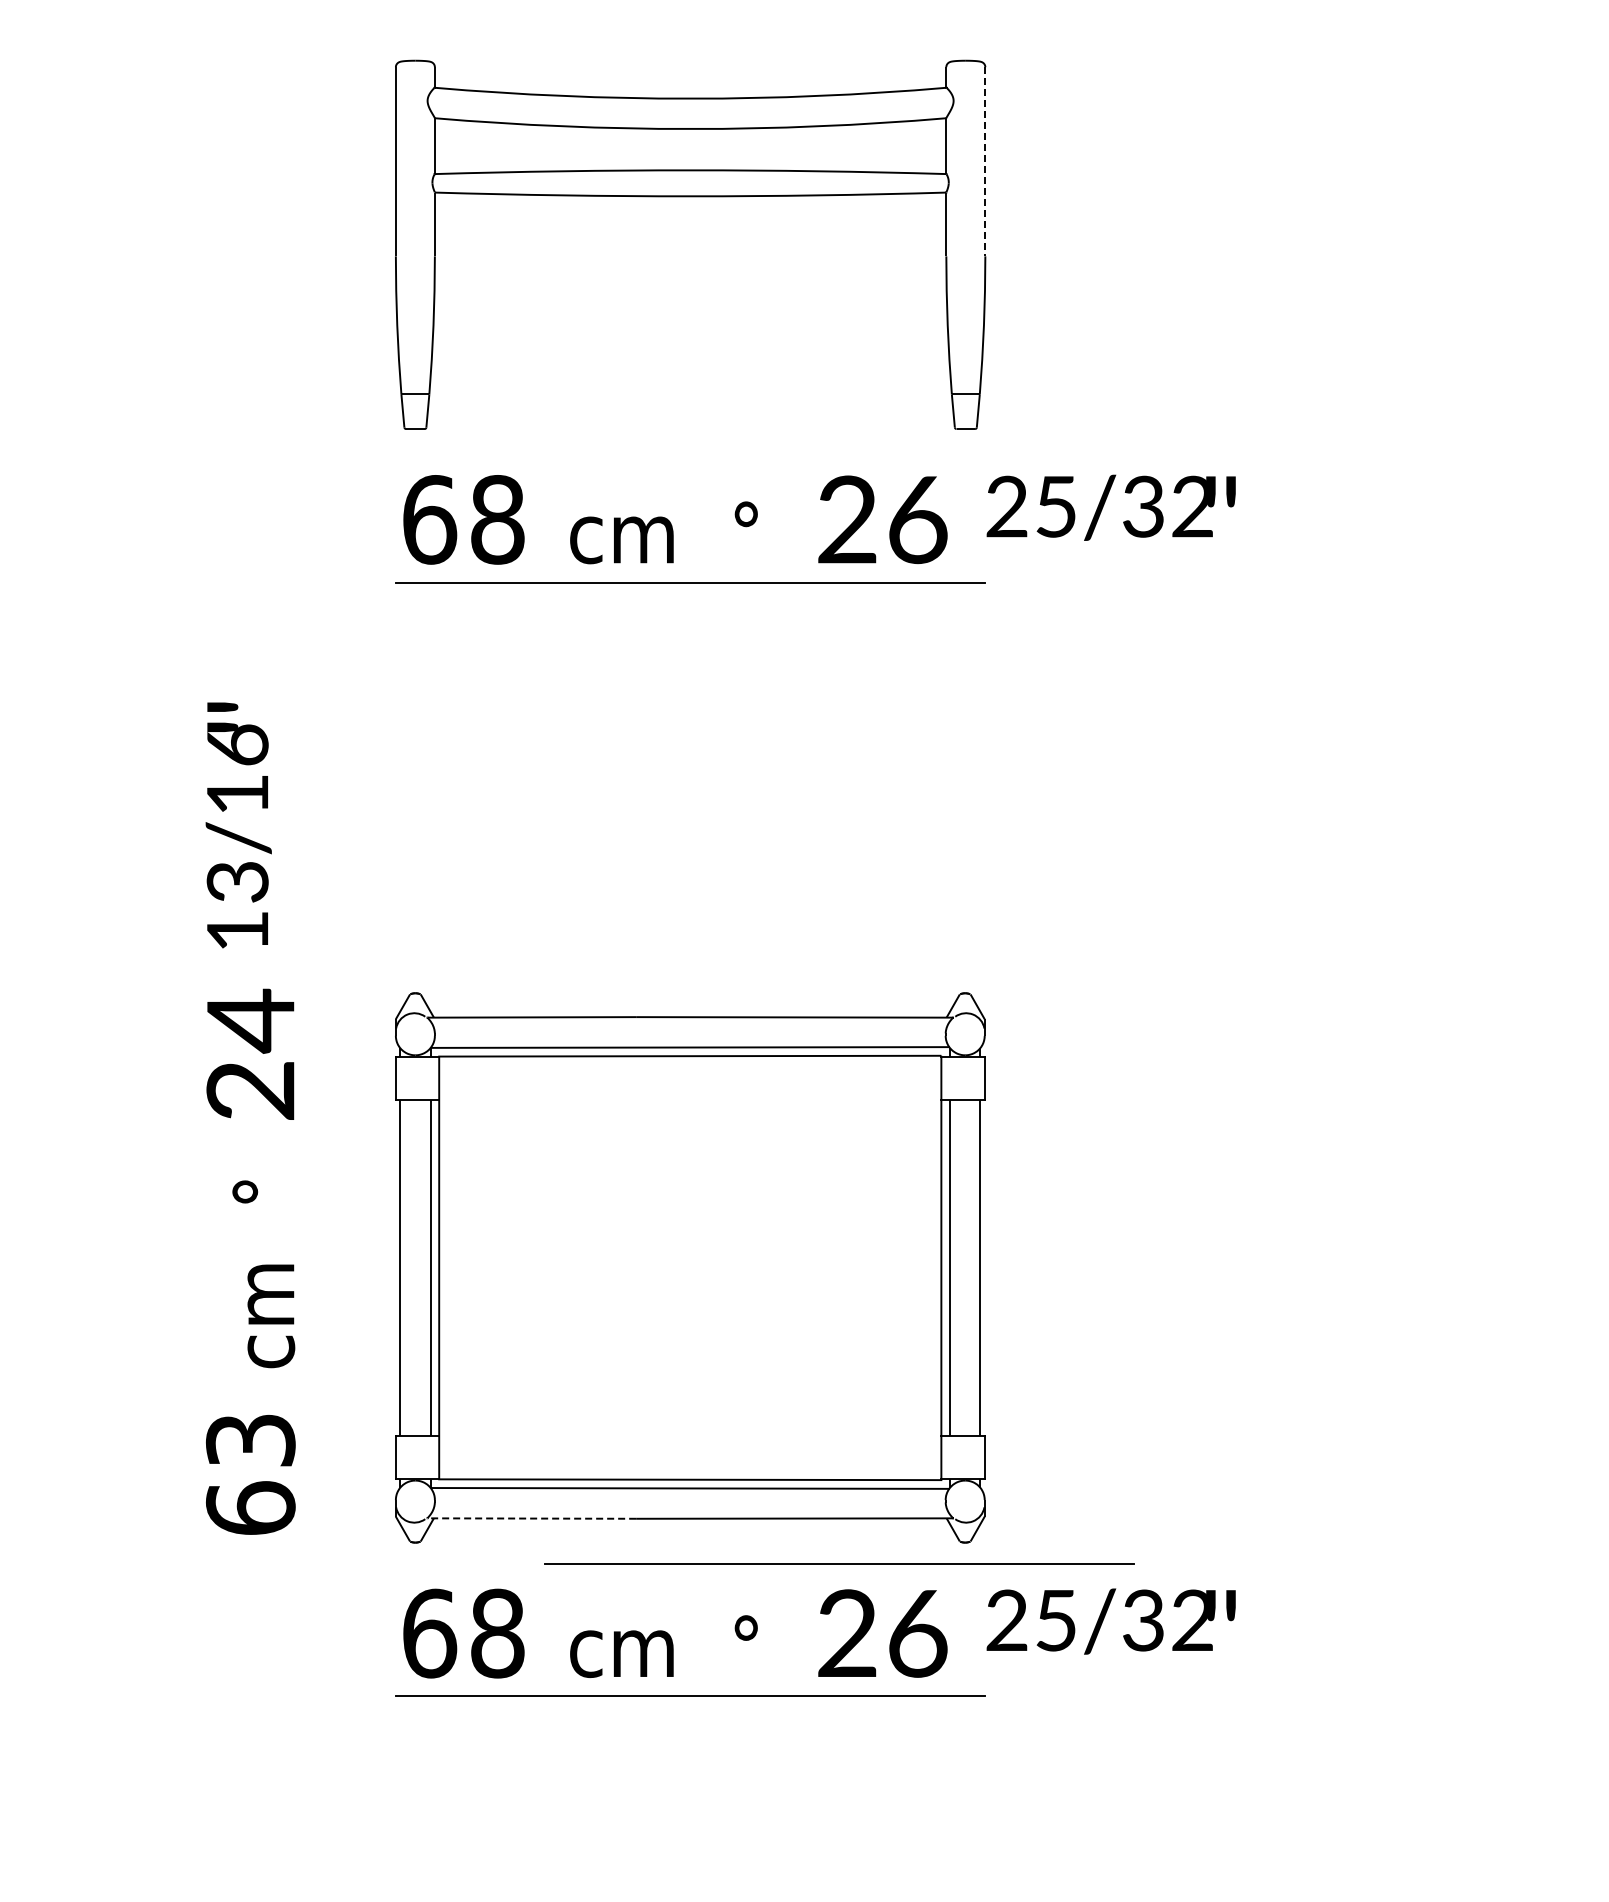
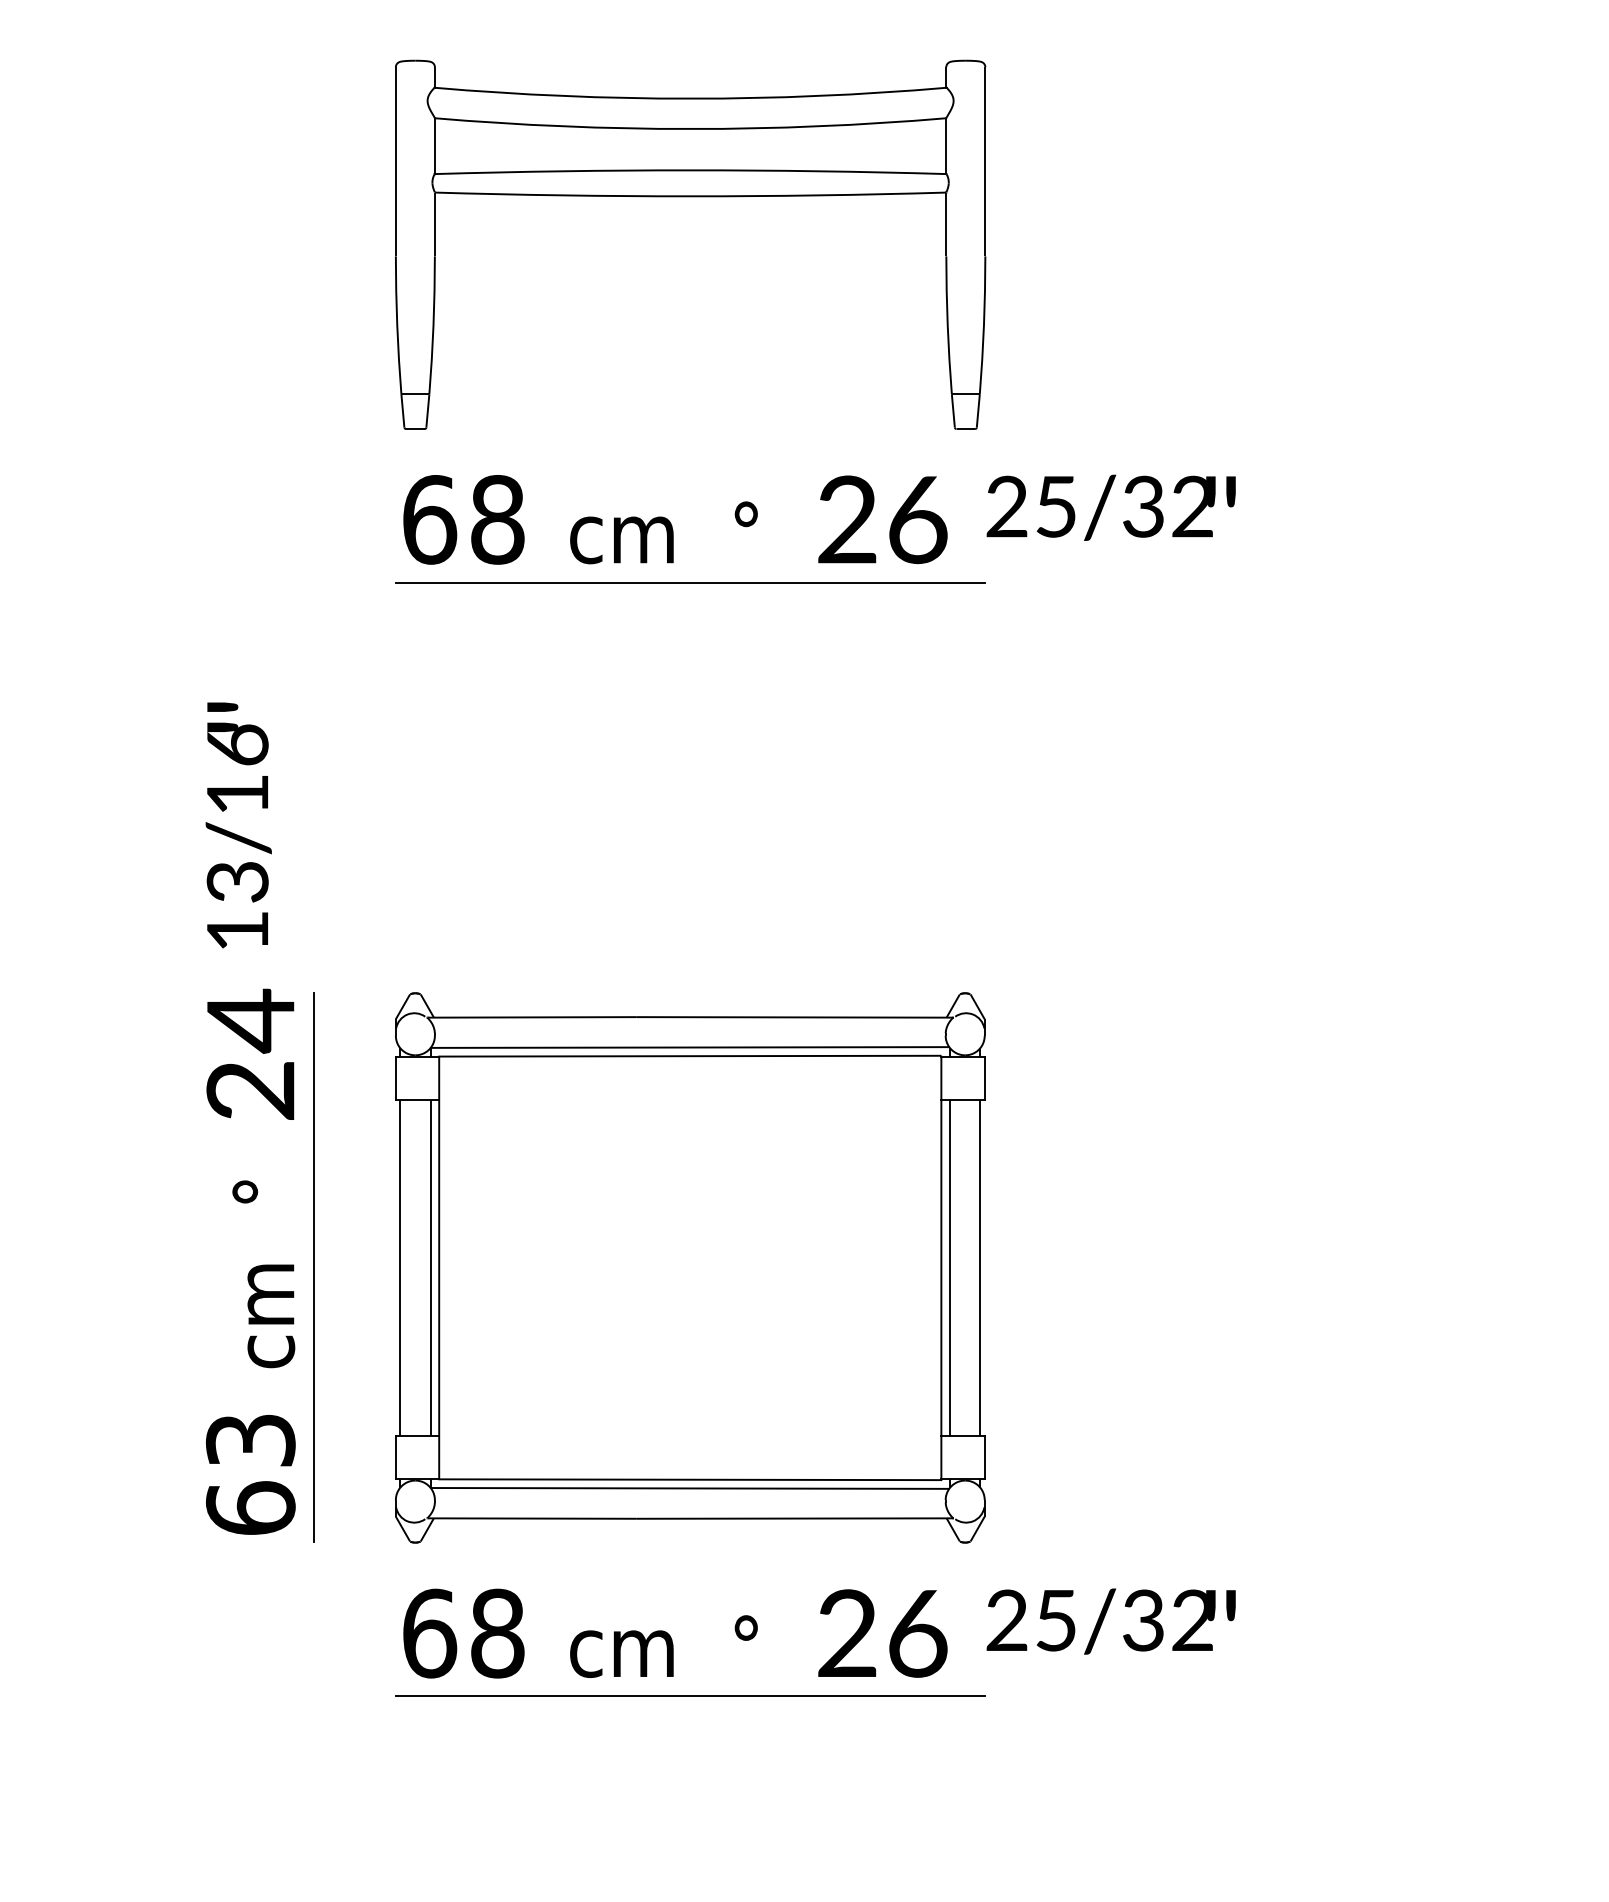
line: dashed -> solid (985, 161)
line: none -> present (313, 1267)
line: dashed -> solid (531, 1518)
line: present -> none (839, 1563)
